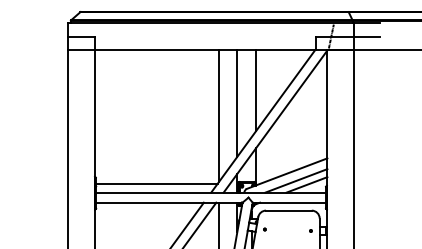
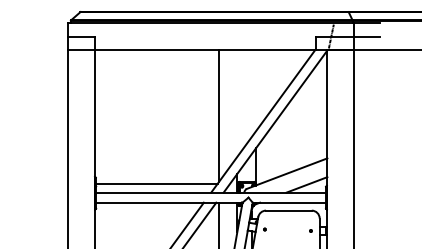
line: present -> none (256, 90)
line: present -> none (237, 102)
line: present -> none (296, 180)
